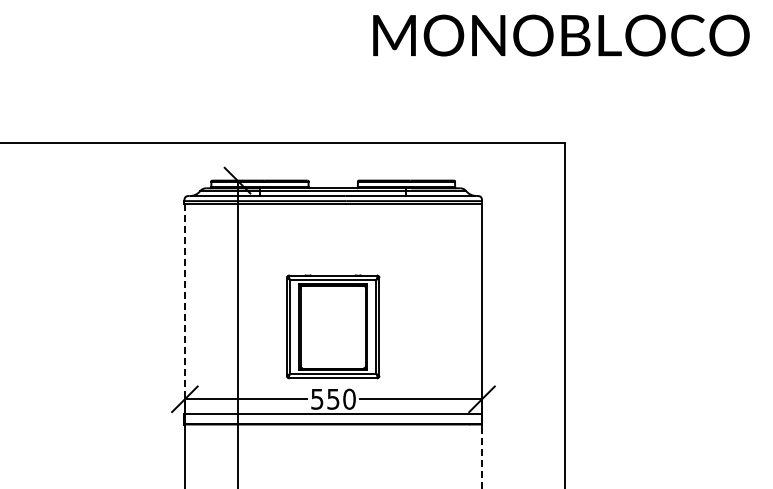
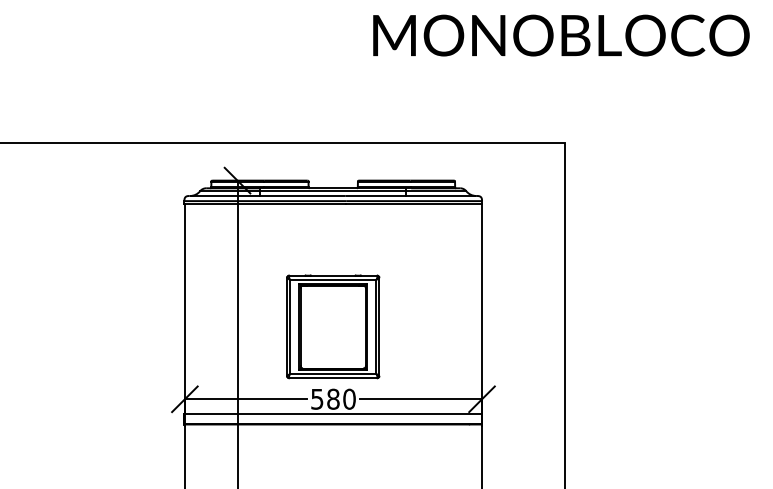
line: dashed -> solid (184, 309)
text: 550 -> 580 (333, 398)
line: dashed -> solid (481, 456)
